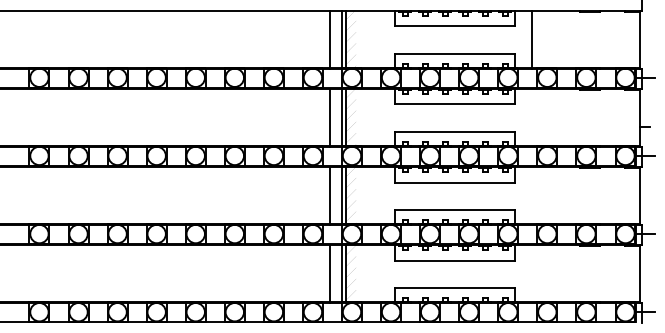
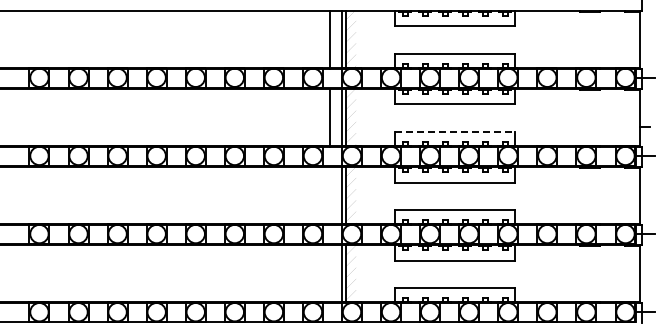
line: present -> none (531, 39)
line: solid -> dashed (455, 131)
line: present -> none (330, 196)
line: present -> none (330, 274)
